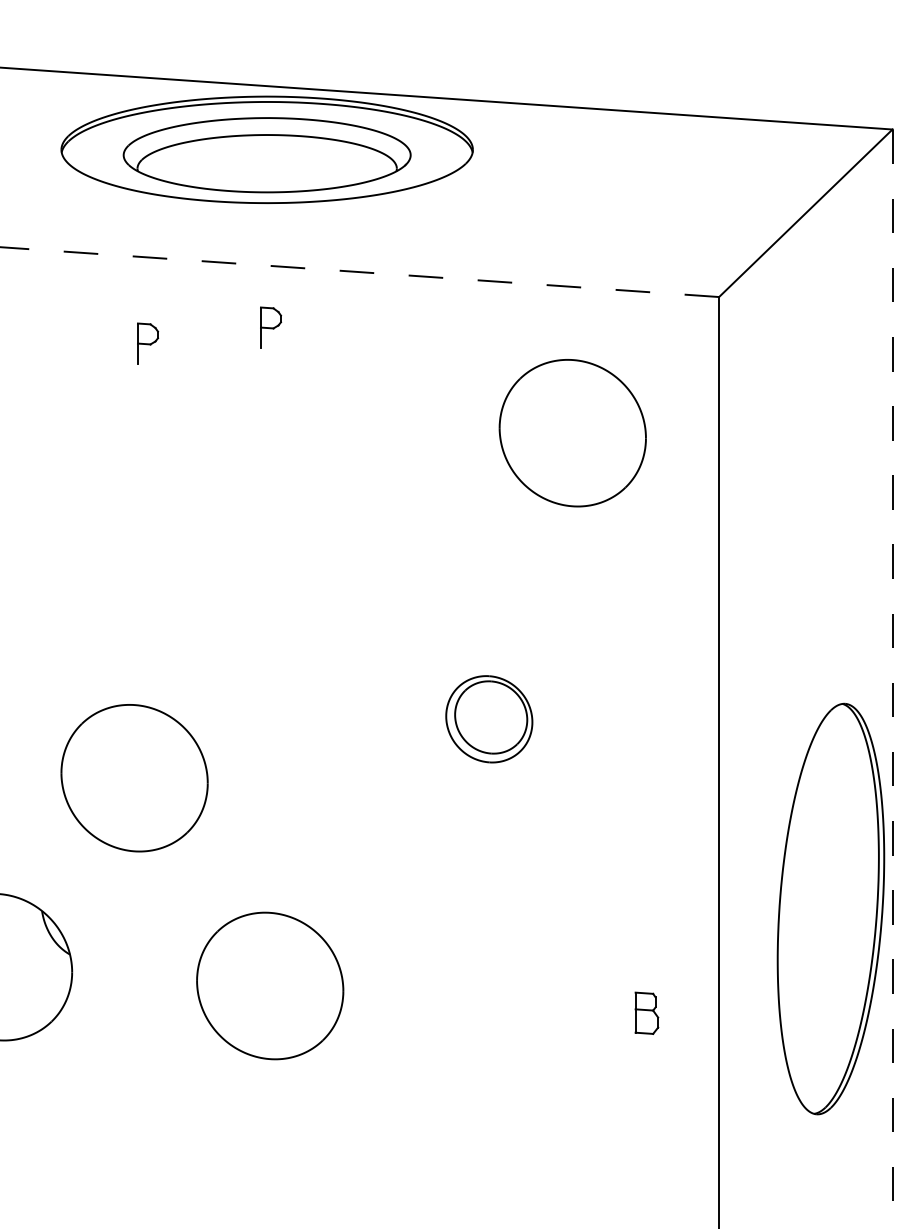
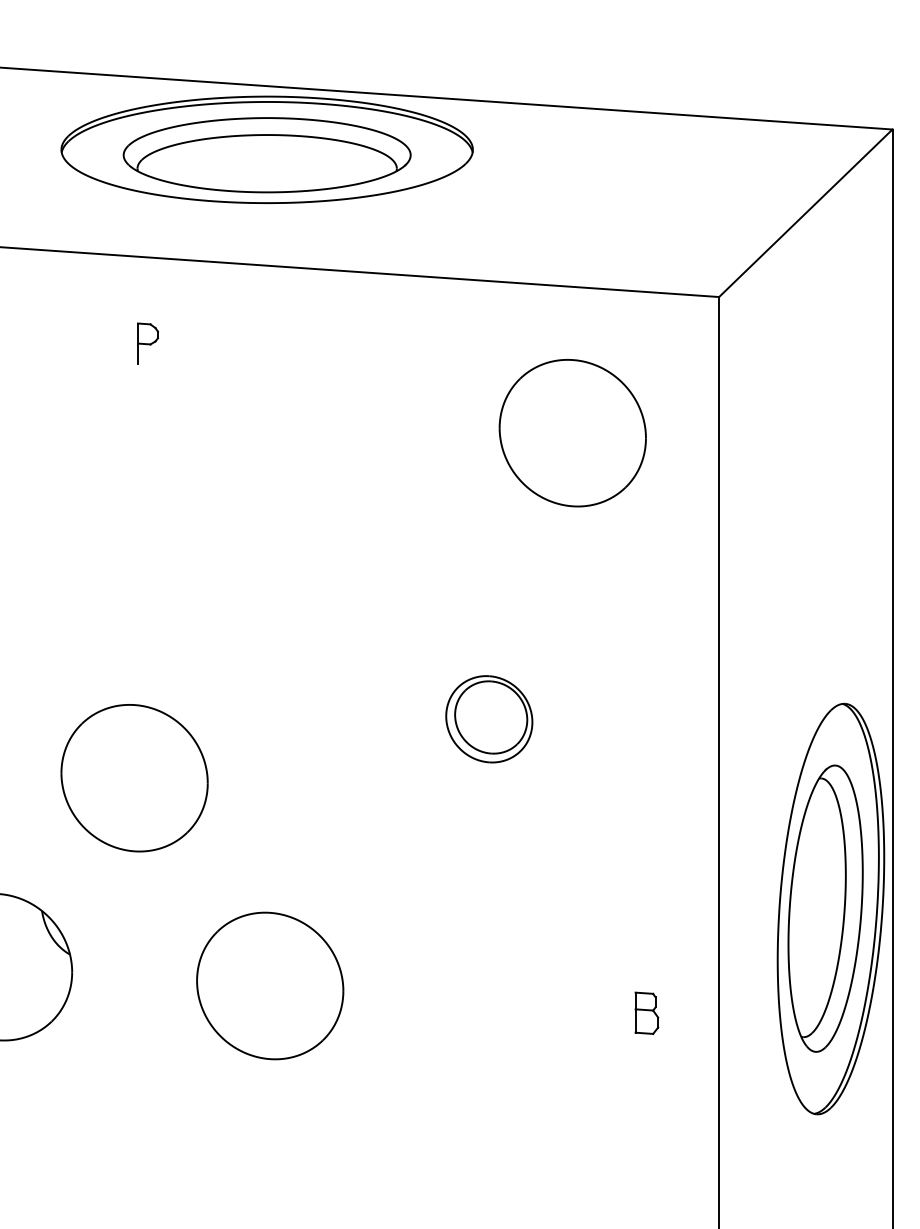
line: dashed -> solid (359, 272)
part: present -> none (271, 327)
line: dashed -> solid (892, 679)
part: none -> present (825, 908)
